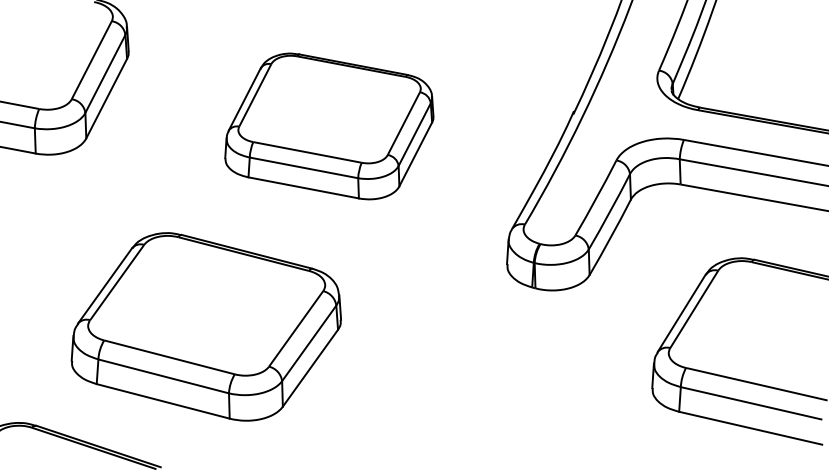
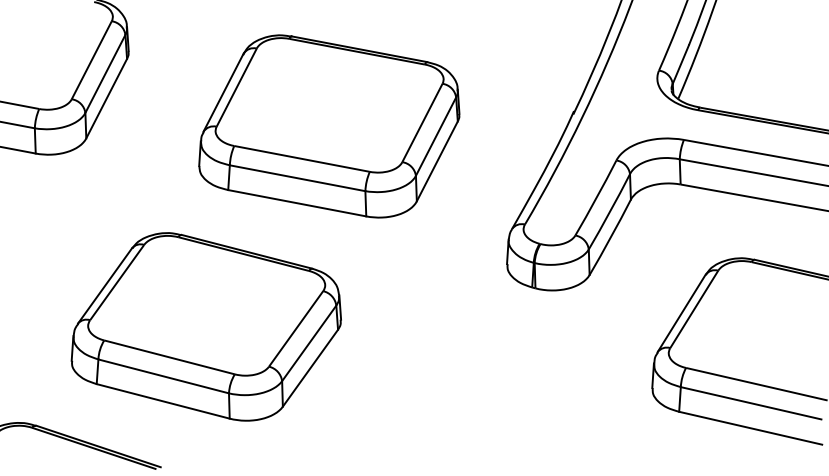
part size: 211x149 px -> 263x185 px (329, 126)
